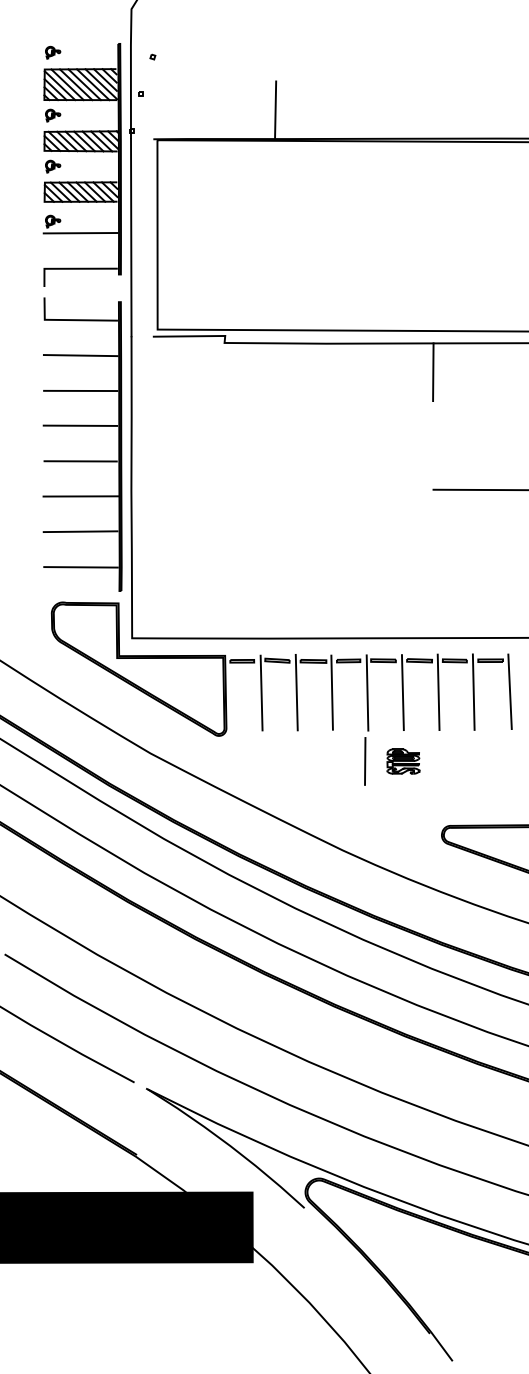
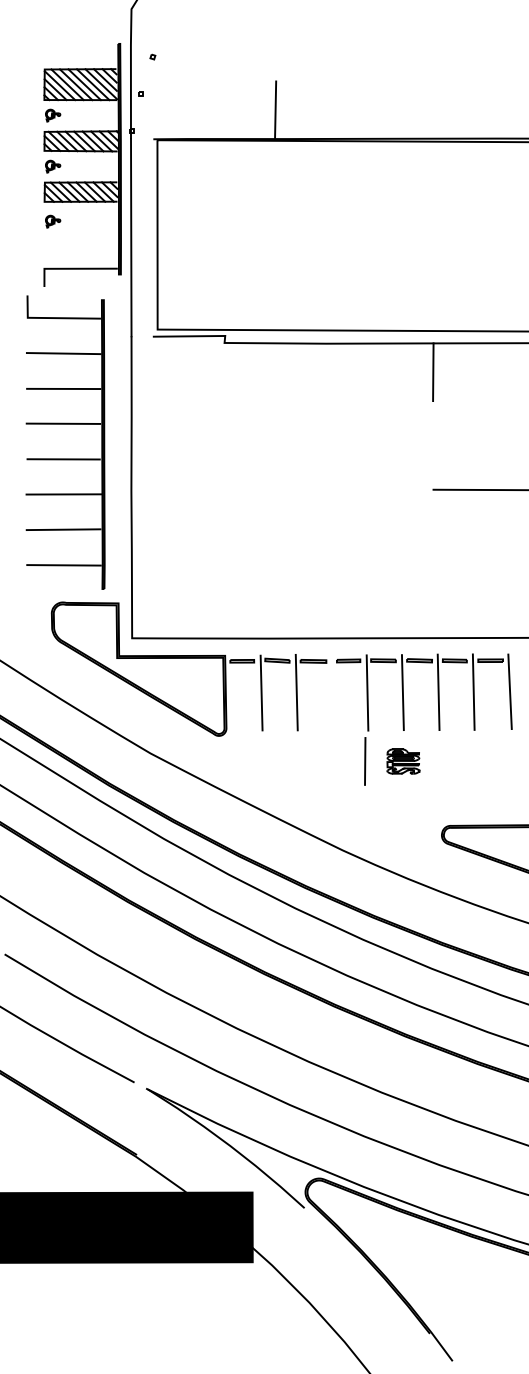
part: present -> none (53, 52)
line: present -> none (80, 233)
part position: (82, 460) -> (65, 458) (65, 458)
line: present -> none (331, 692)
